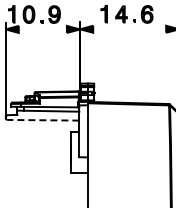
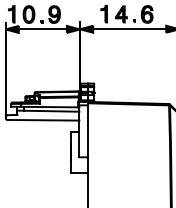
line: none -> present (42, 29)
line: none -> present (129, 29)
line: dashed -> solid (43, 120)
